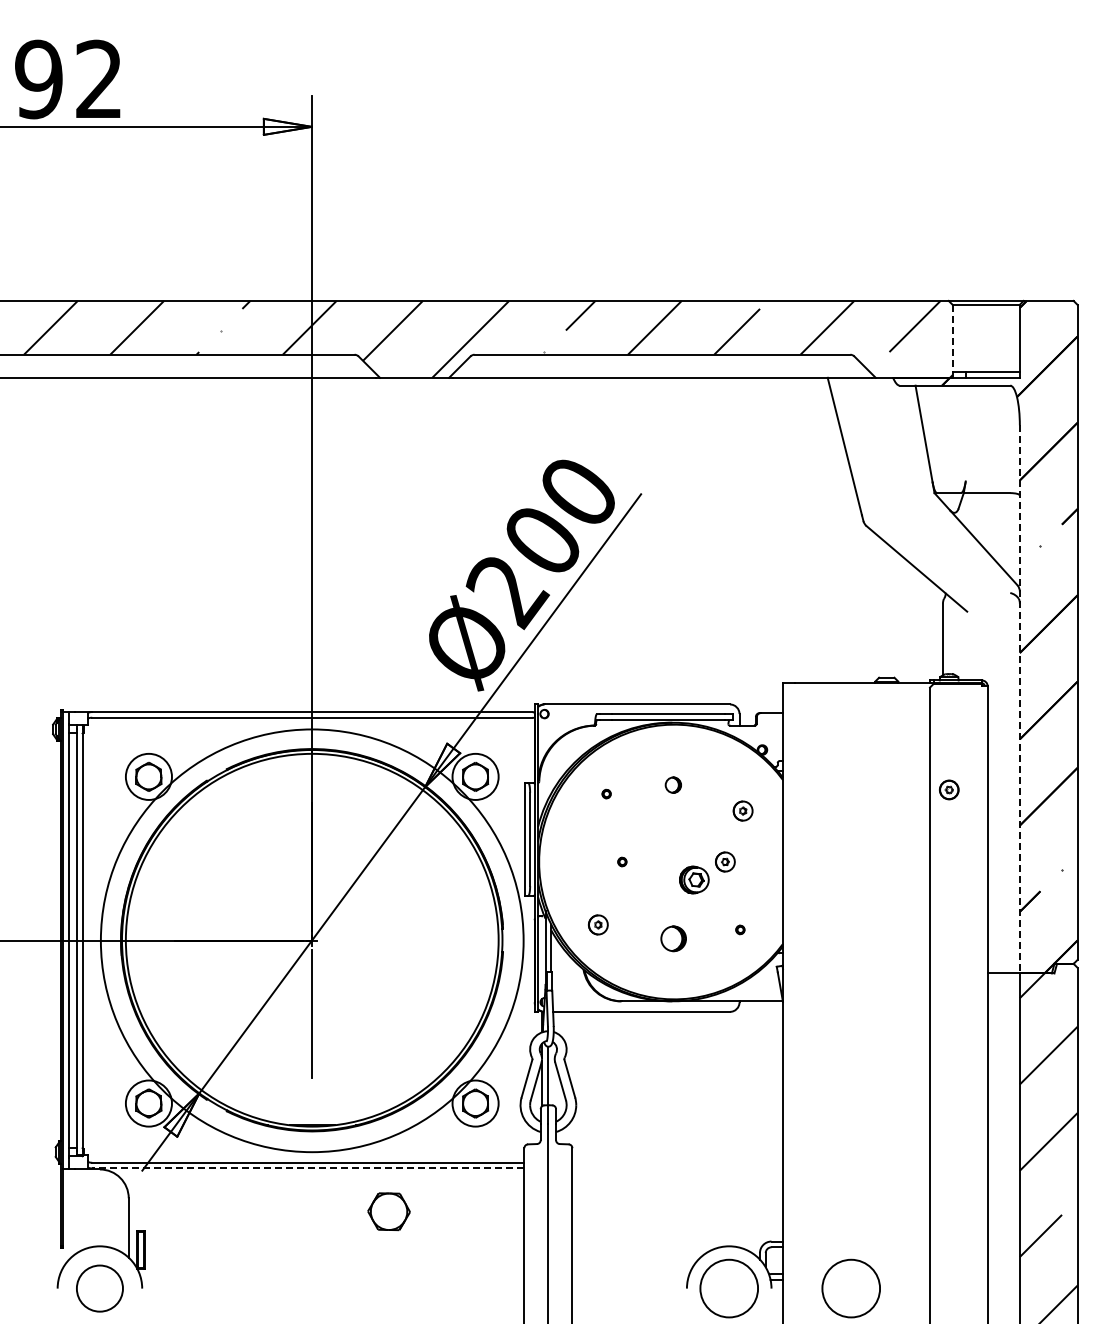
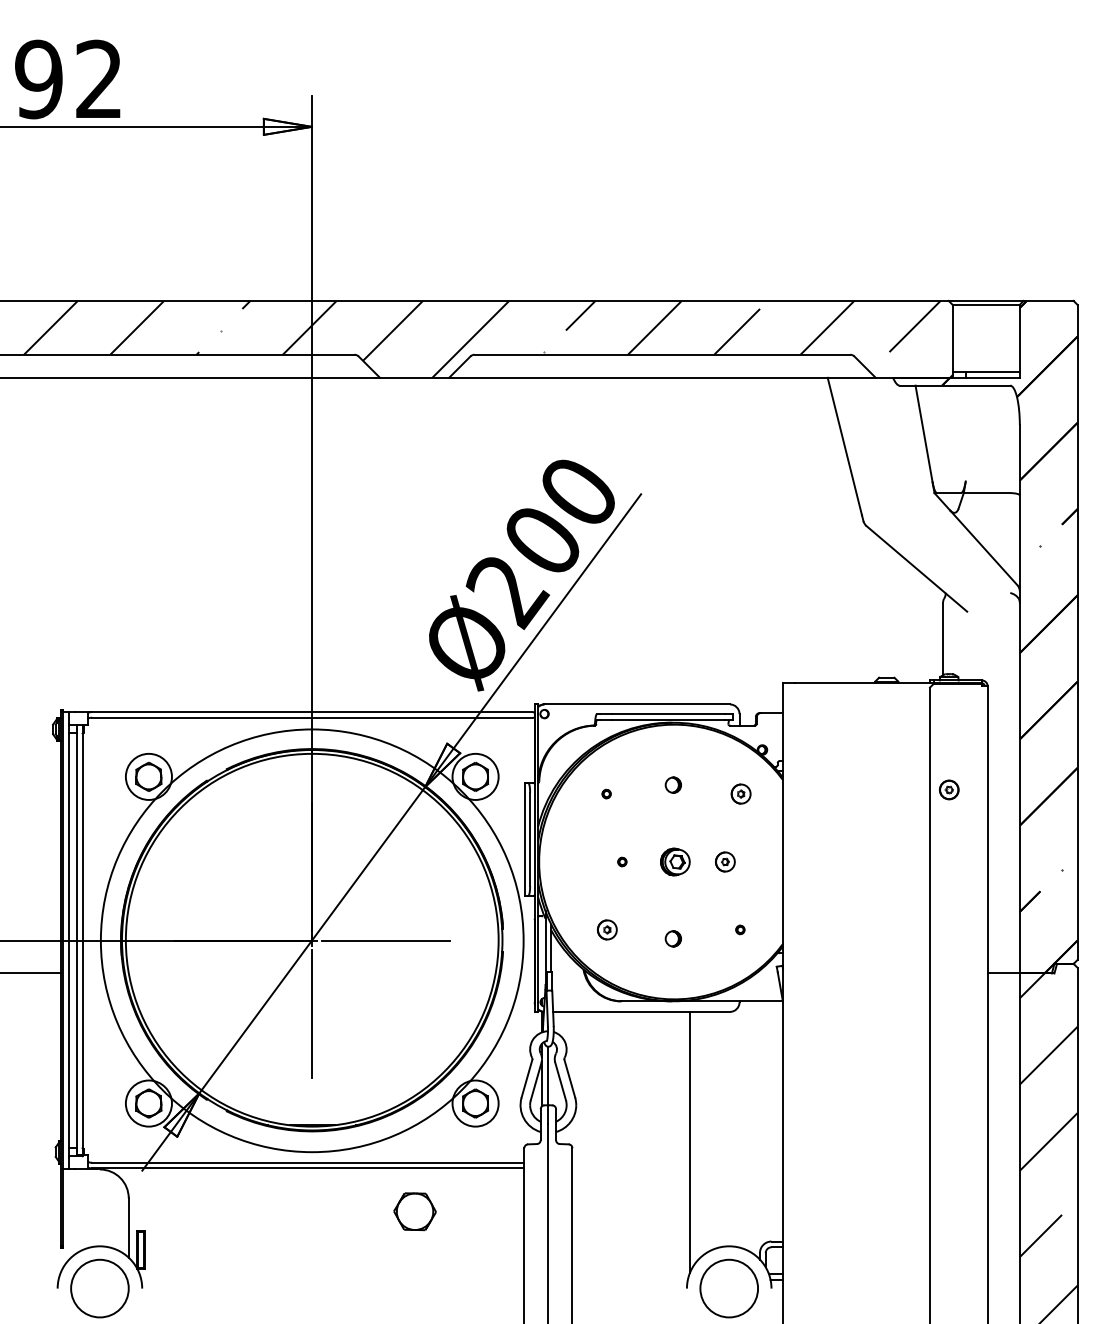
line: dashed -> solid (952, 341)
line: dashed -> solid (1019, 699)
part position: (742, 810) -> (740, 793) (740, 793)
part position: (694, 879) -> (675, 861) (675, 861)
part position: (598, 924) -> (607, 929) (607, 929)
part size: 27x28 px -> 18x18 px (672, 938)
line: none -> present (385, 940)
line: none -> present (31, 973)
line: none -> present (689, 1142)
line: dashed -> solid (307, 1168)
part position: (388, 1211) -> (414, 1211) (414, 1211)
circle diameter: 46 px -> 58 px (99, 1288)
circle: present -> none (850, 1288)
